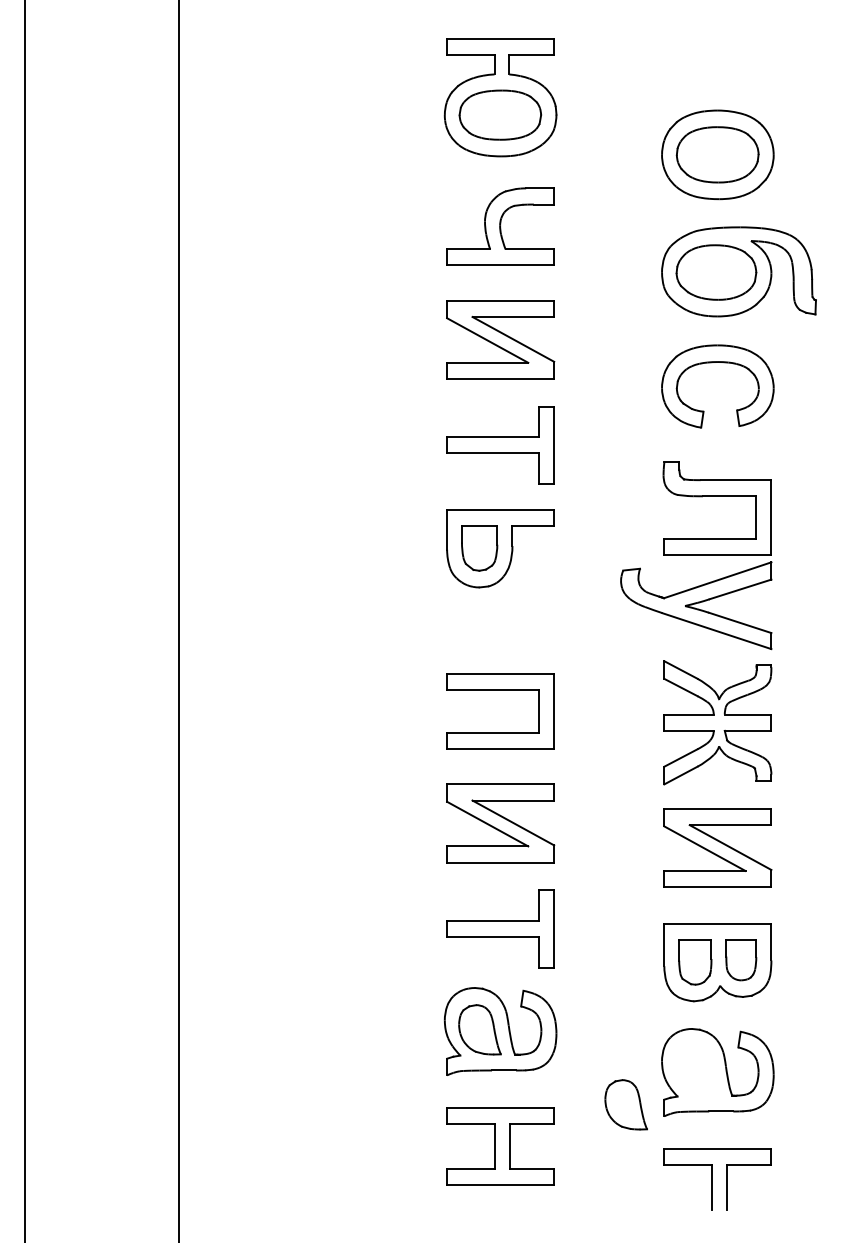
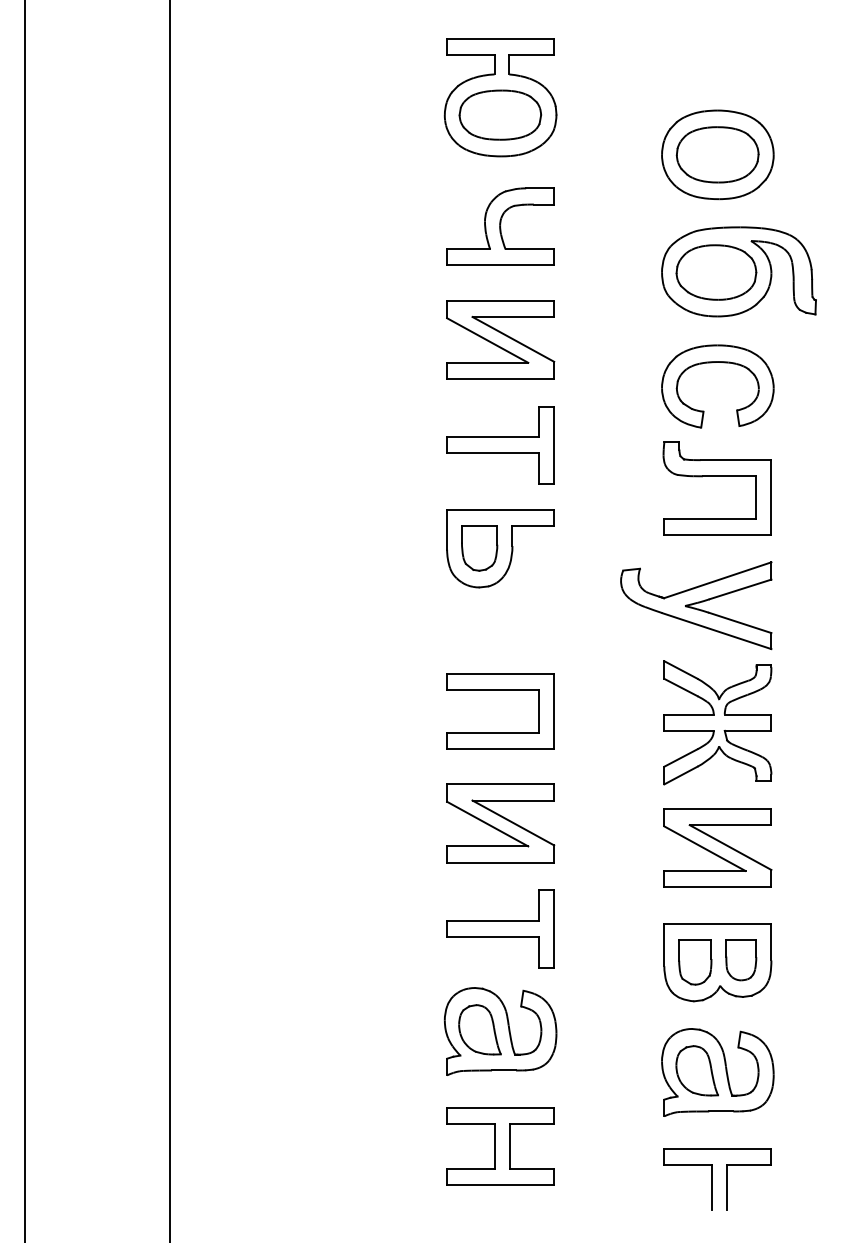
part position: (716, 496) -> (716, 476) (716, 476)
line position: (179, 620) -> (170, 620) (170, 620)
part position: (625, 1104) -> (696, 1070) (696, 1070)
